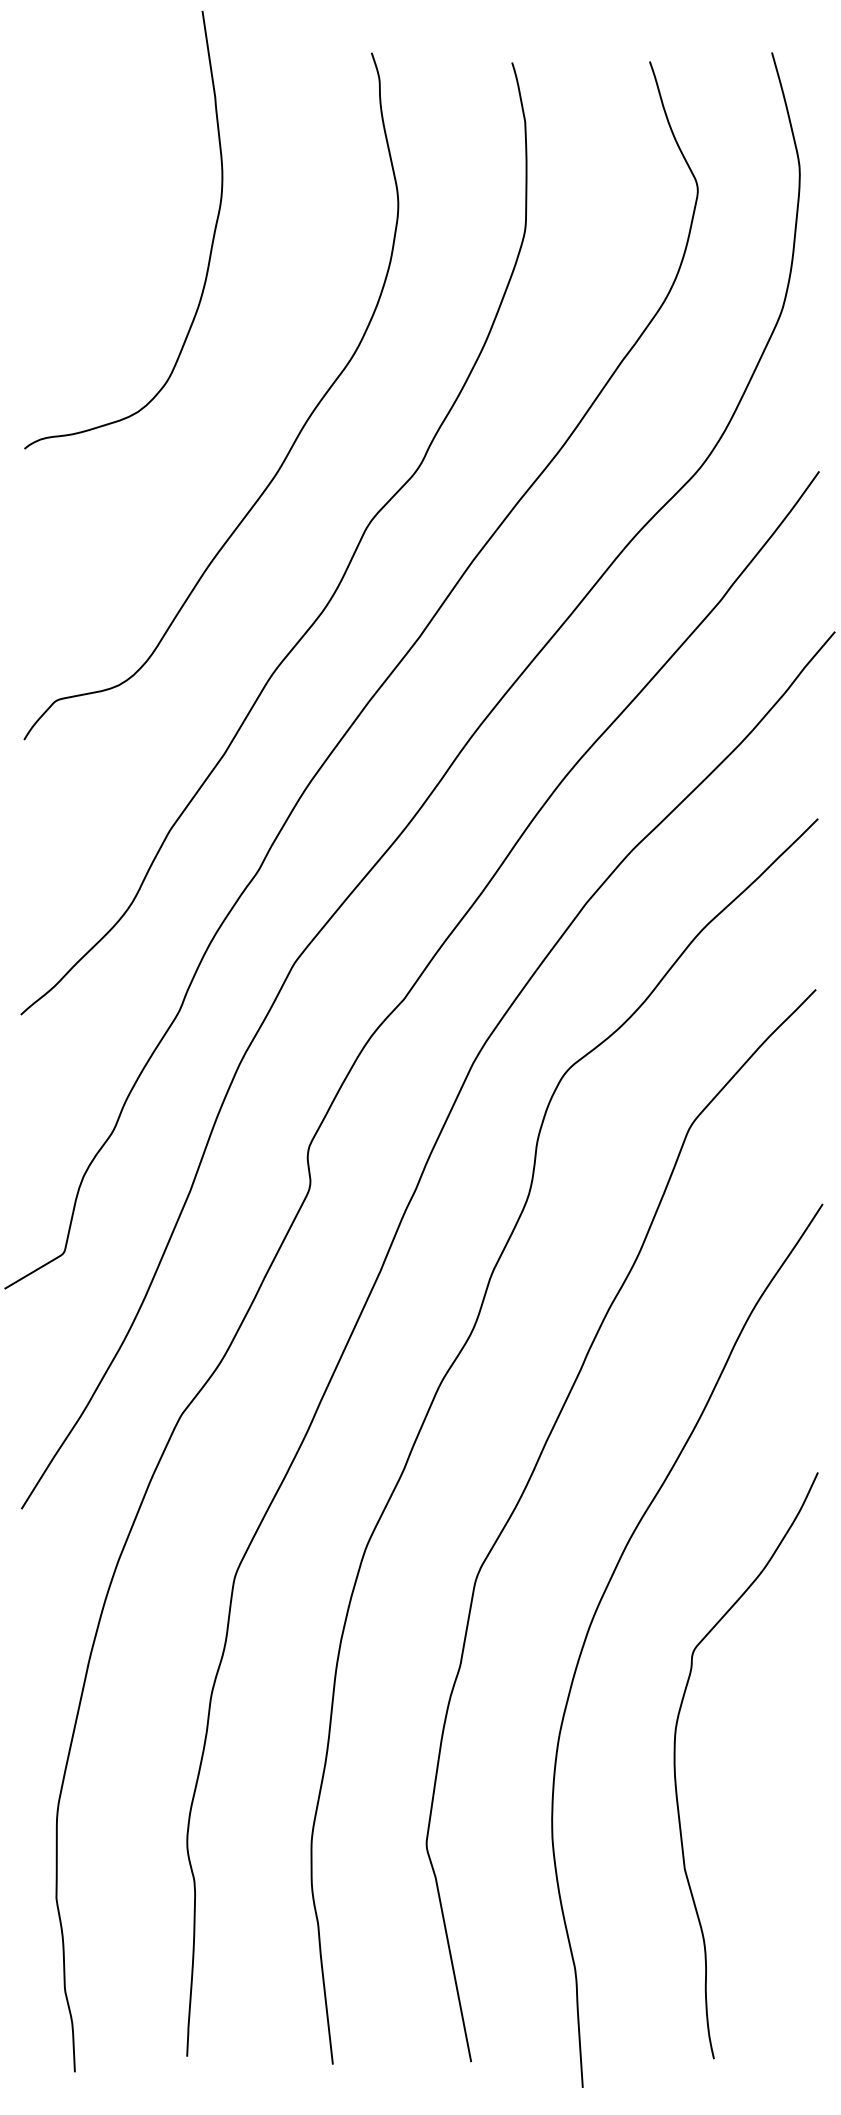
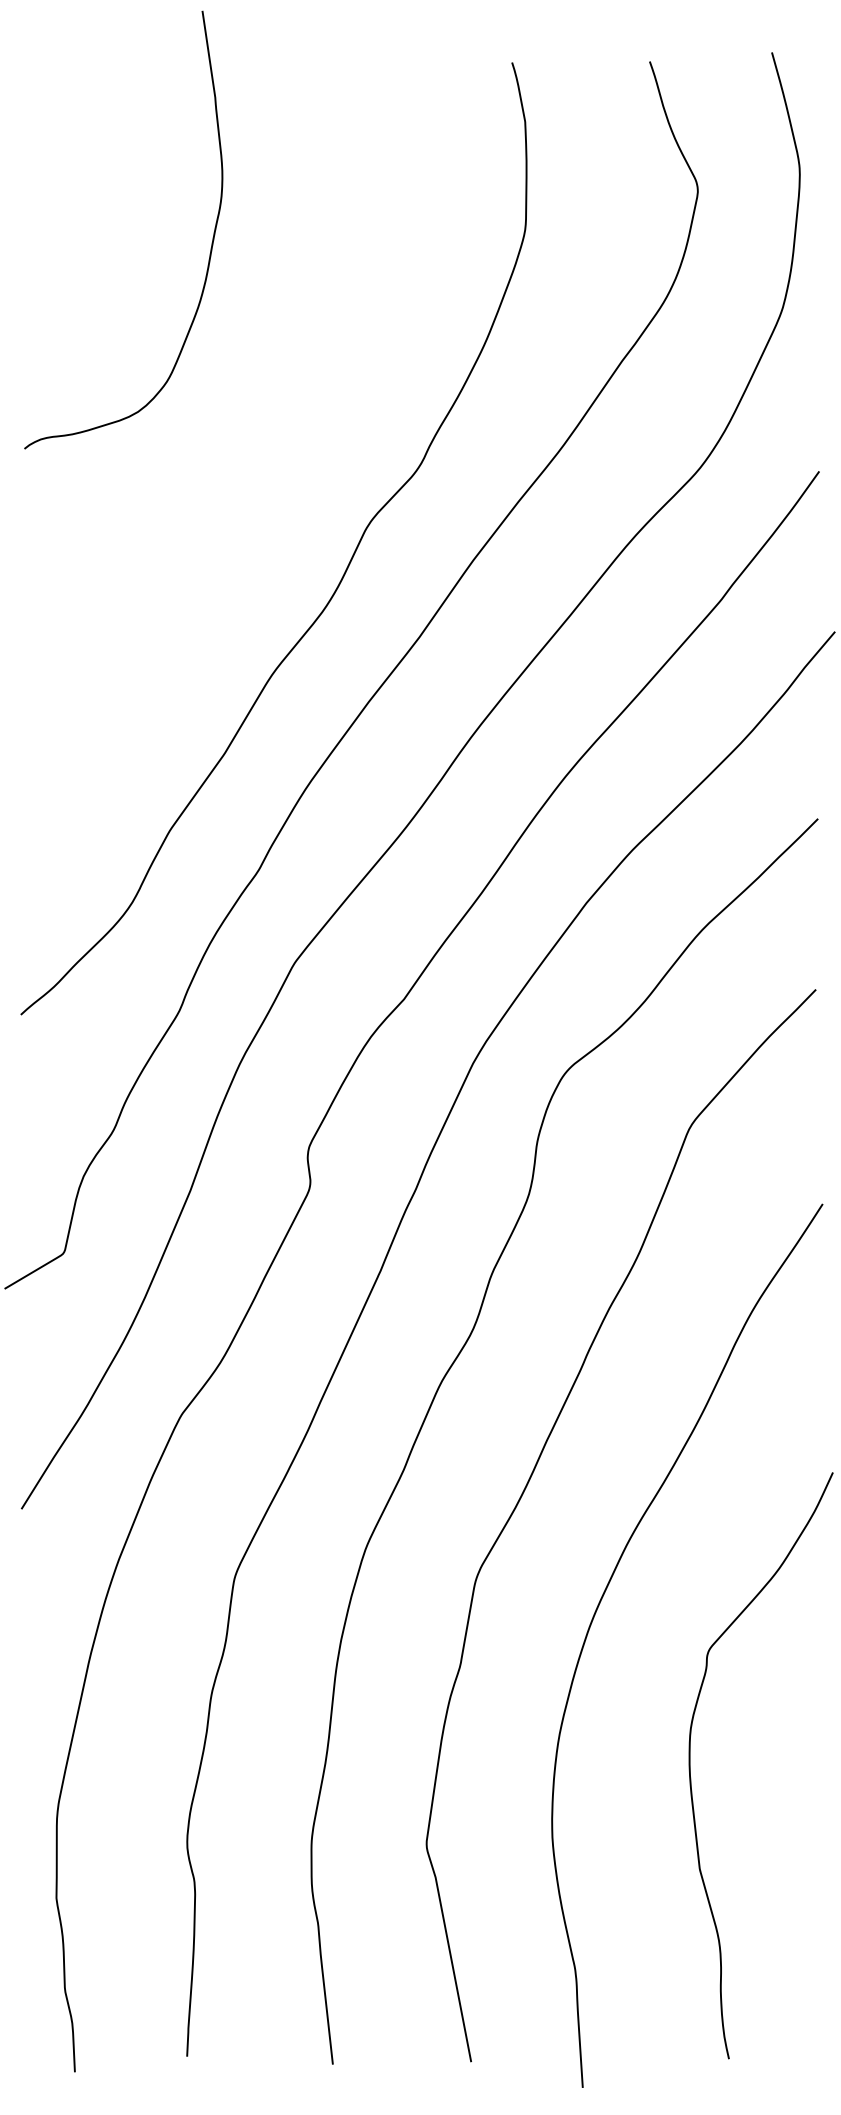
curve: present -> none (292, 443)
curve position: (675, 1765) -> (690, 1765) (690, 1765)
